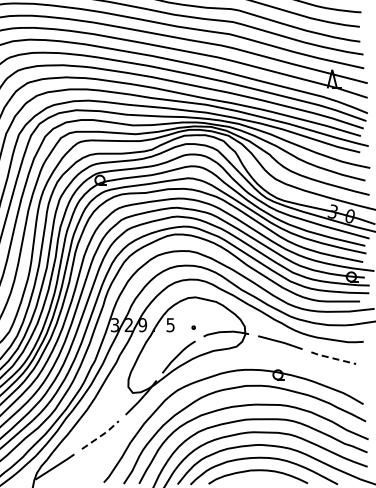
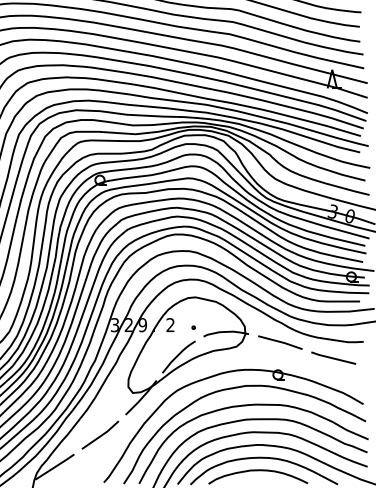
text: 5 -> 2 (170, 325)
line: dashed -> solid (333, 358)
line: dashed -> solid (101, 435)
